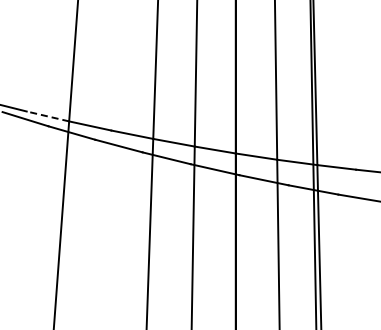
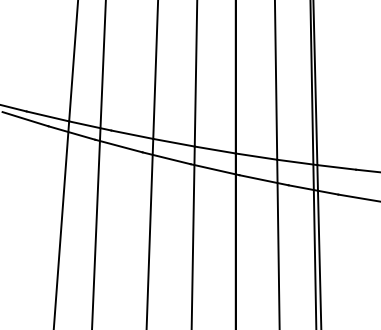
line: dashed -> solid (47, 116)
line: none -> present (98, 164)
